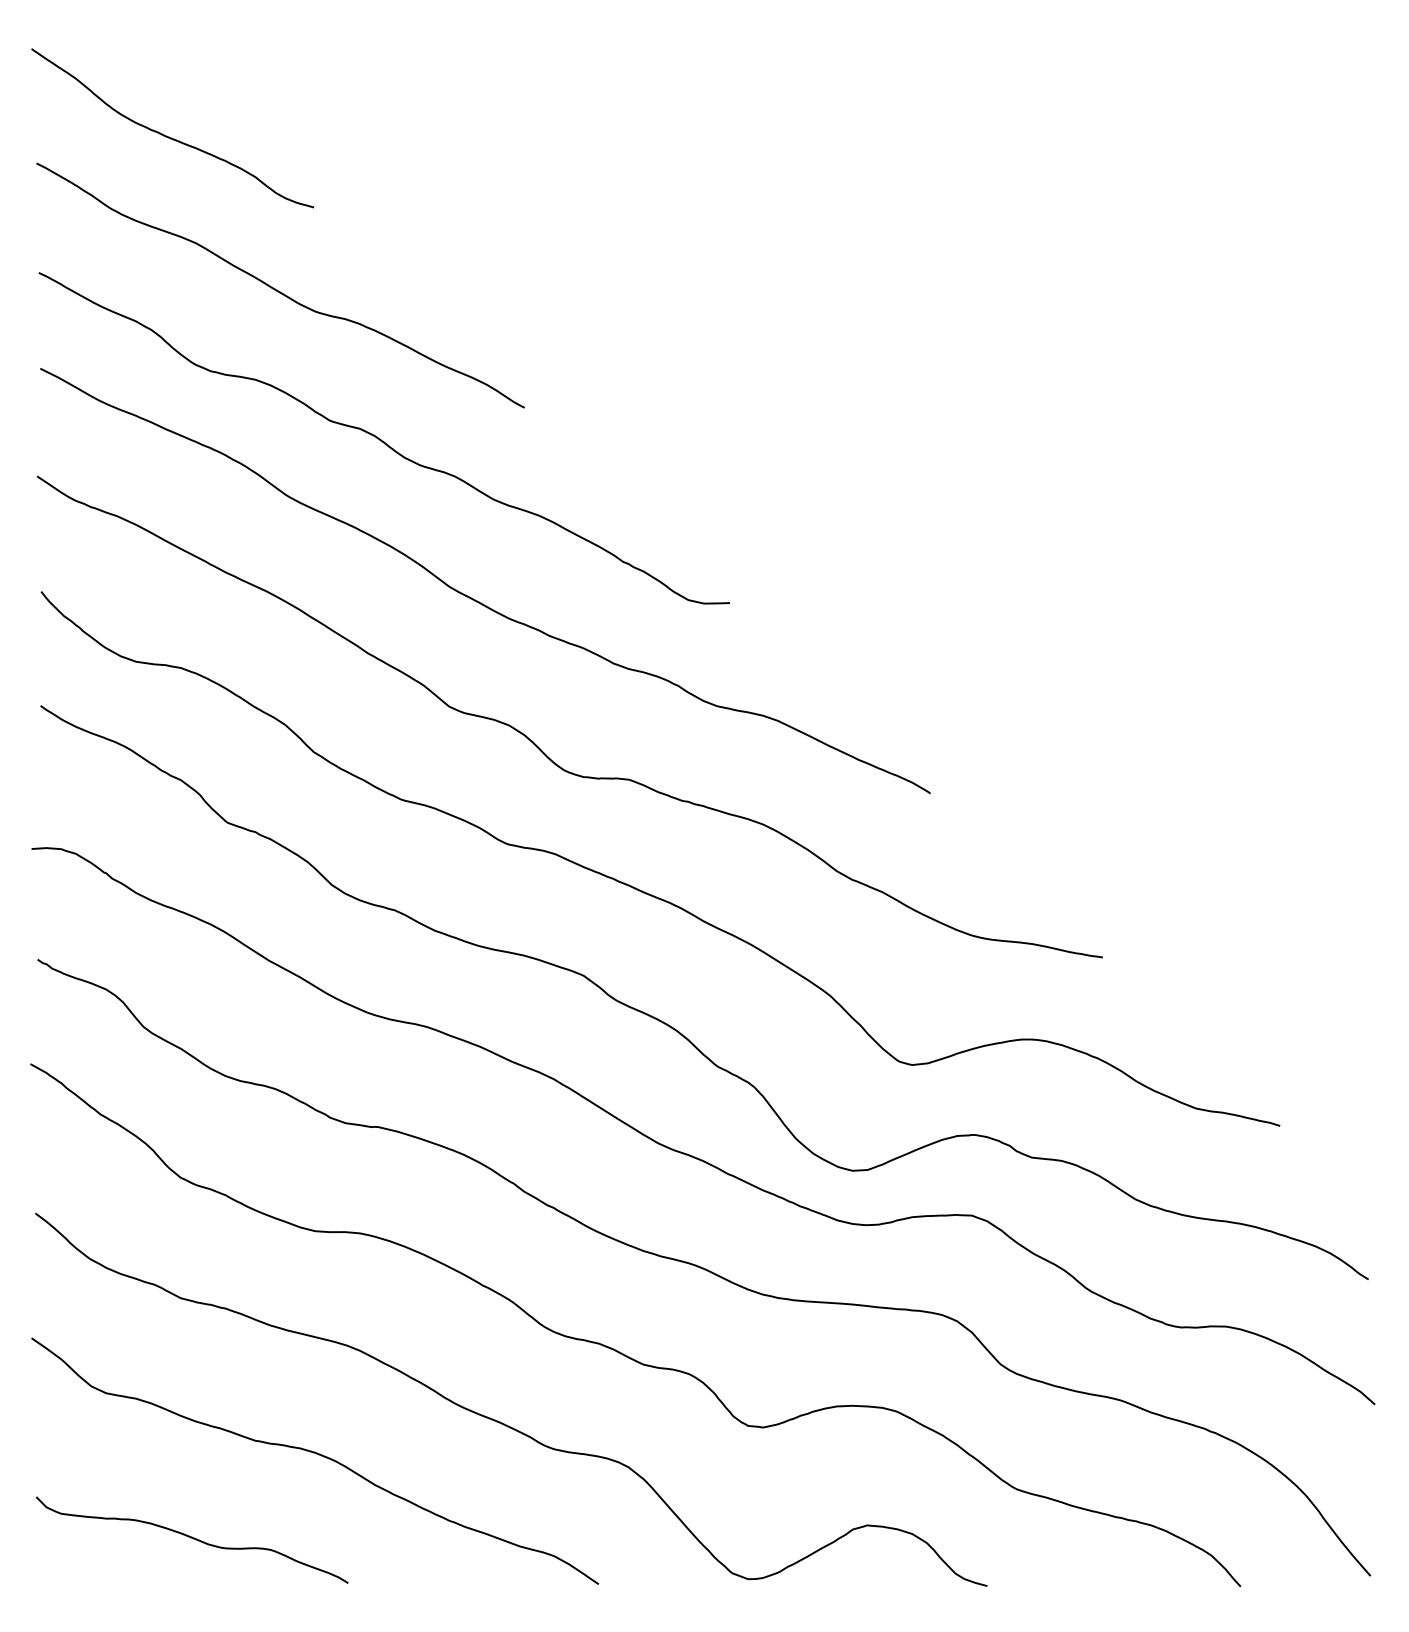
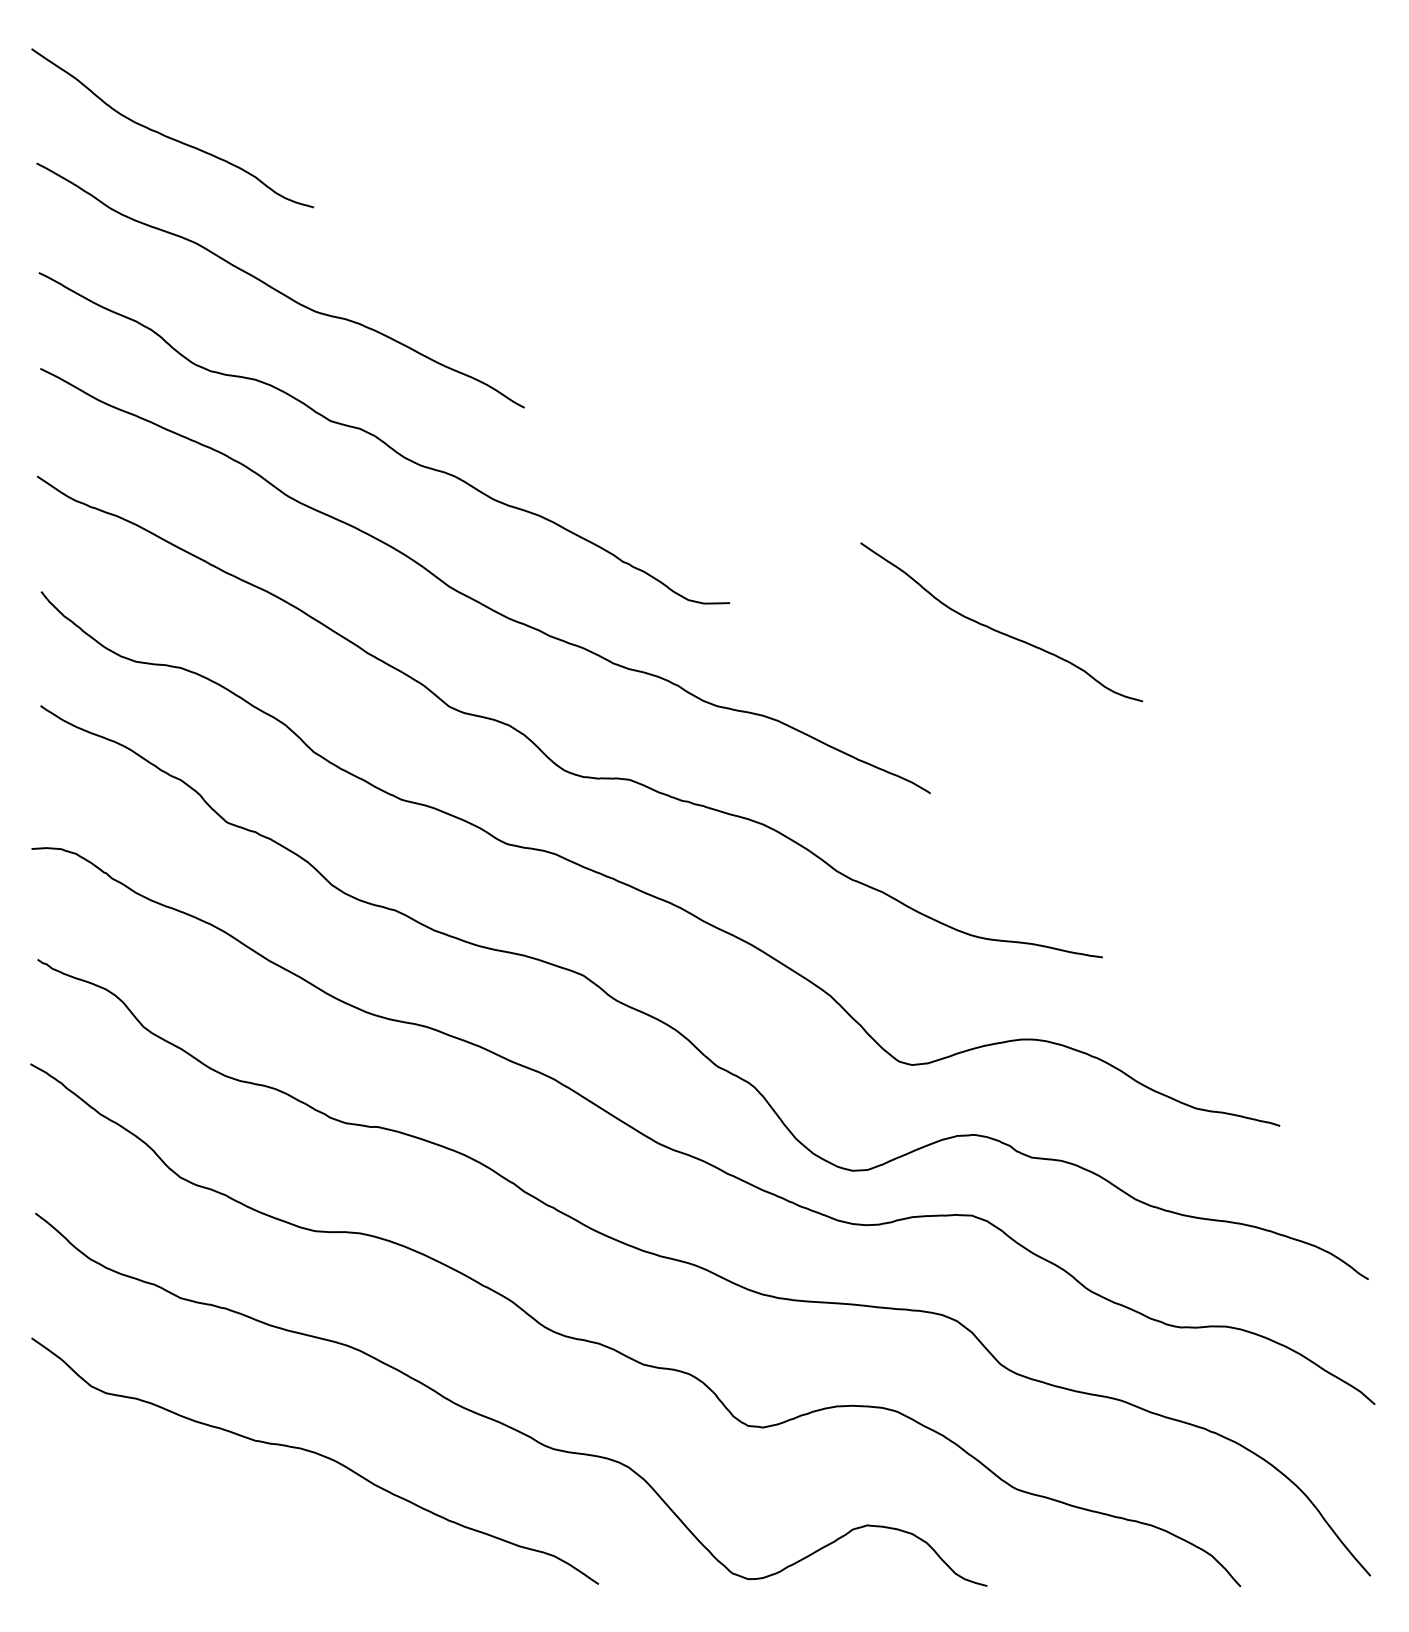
curve: none -> present (998, 630)
curve: present -> none (192, 1538)
